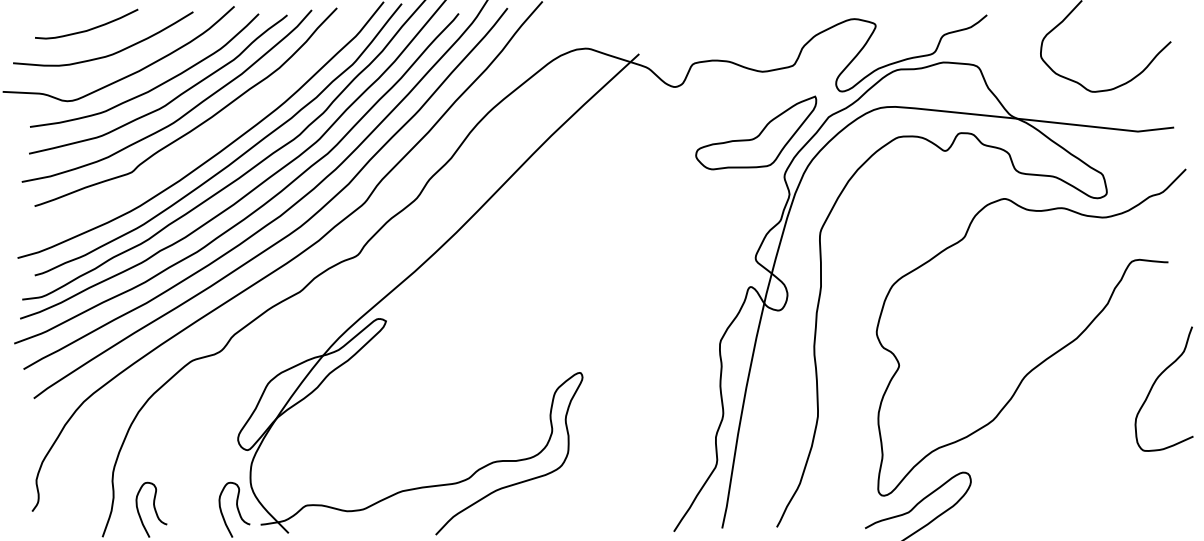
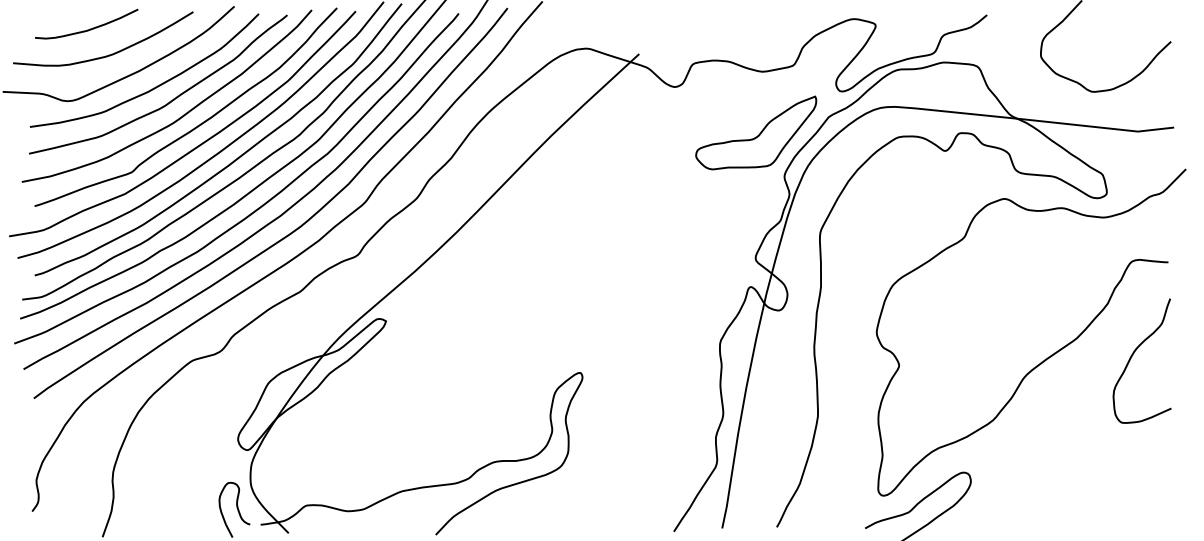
curve: none -> present (197, 145)
curve position: (1155, 383) -> (1133, 355) (1133, 355)
curve: present -> none (153, 508)
